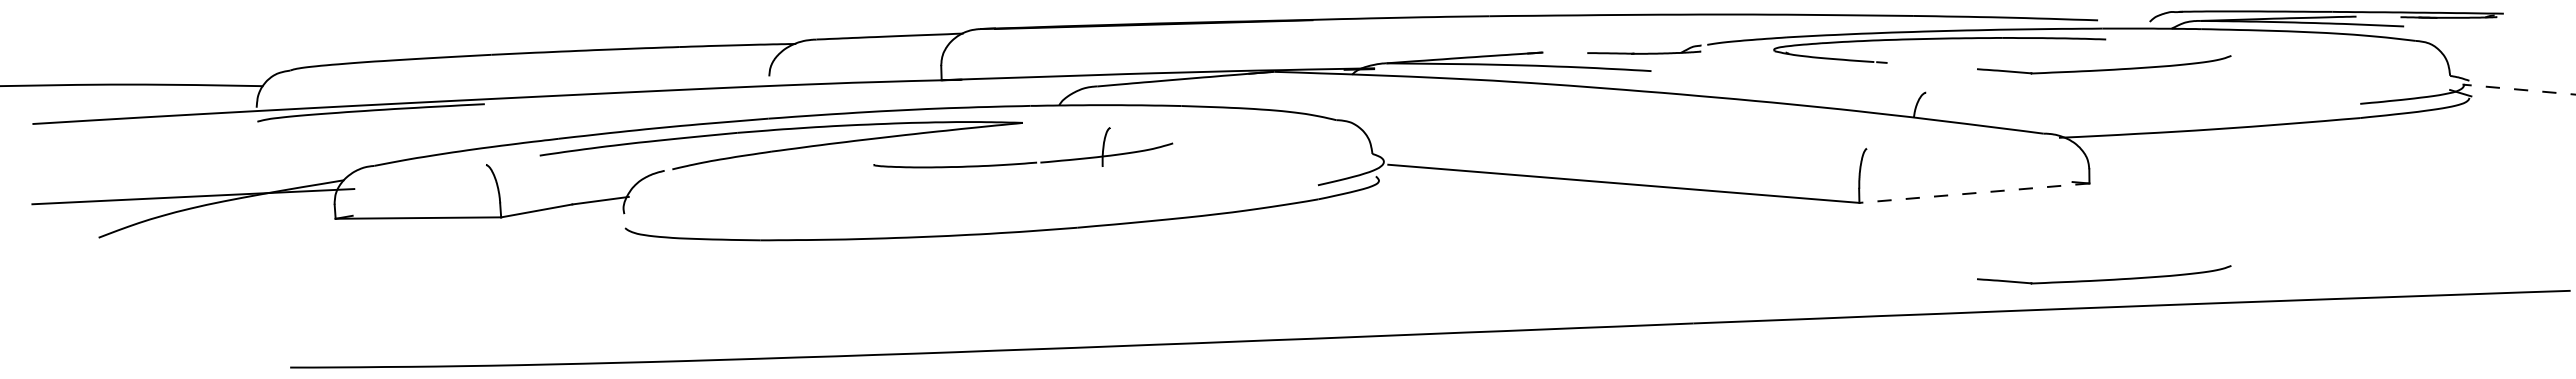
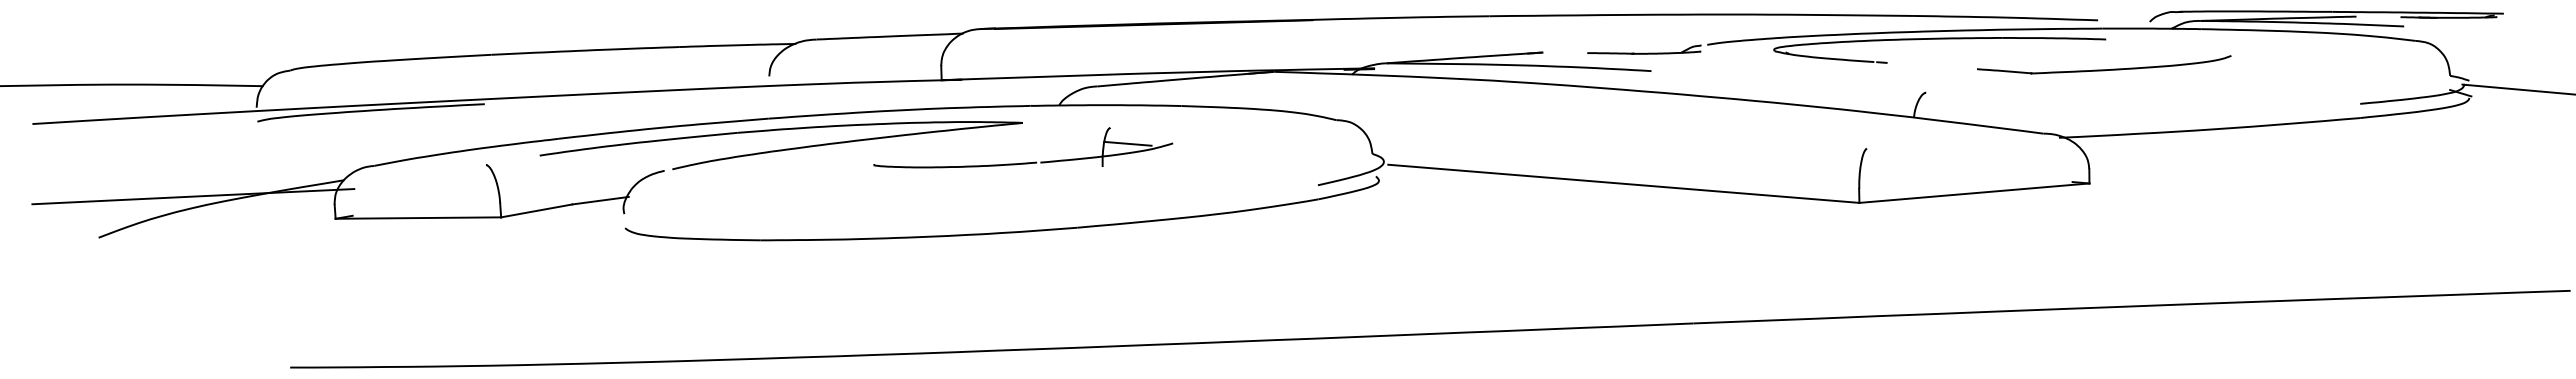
line: dashed -> solid (2519, 89)
line: none -> present (1127, 143)
line: dashed -> solid (1973, 193)
part: present -> none (2104, 274)
